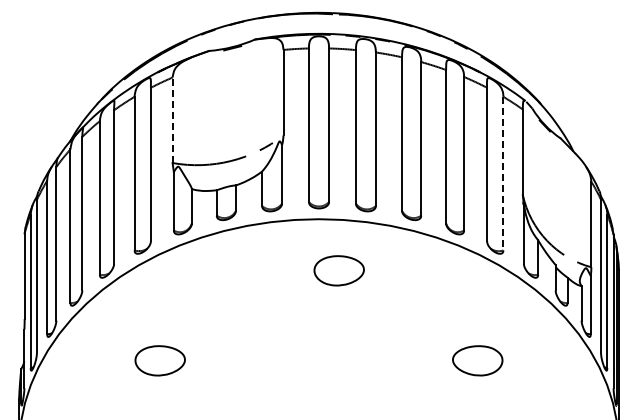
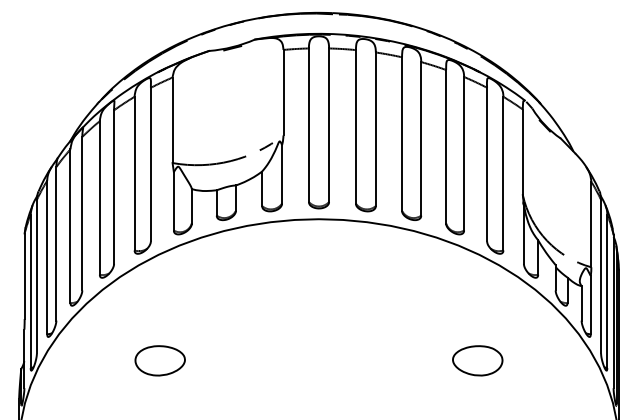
line: dashed -> solid (172, 120)
line: dashed -> solid (503, 173)
part: present -> none (338, 270)
